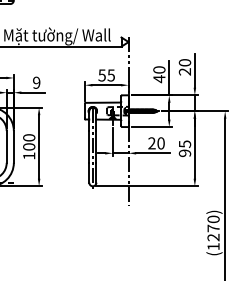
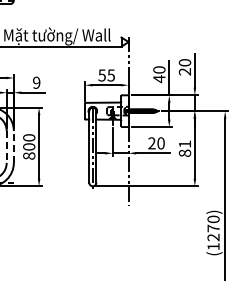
line: solid -> dashed (6, 146)
line: solid -> dashed (13, 146)
text: 95 -> 81 (185, 148)
text: 100 -> 800 (29, 155)
